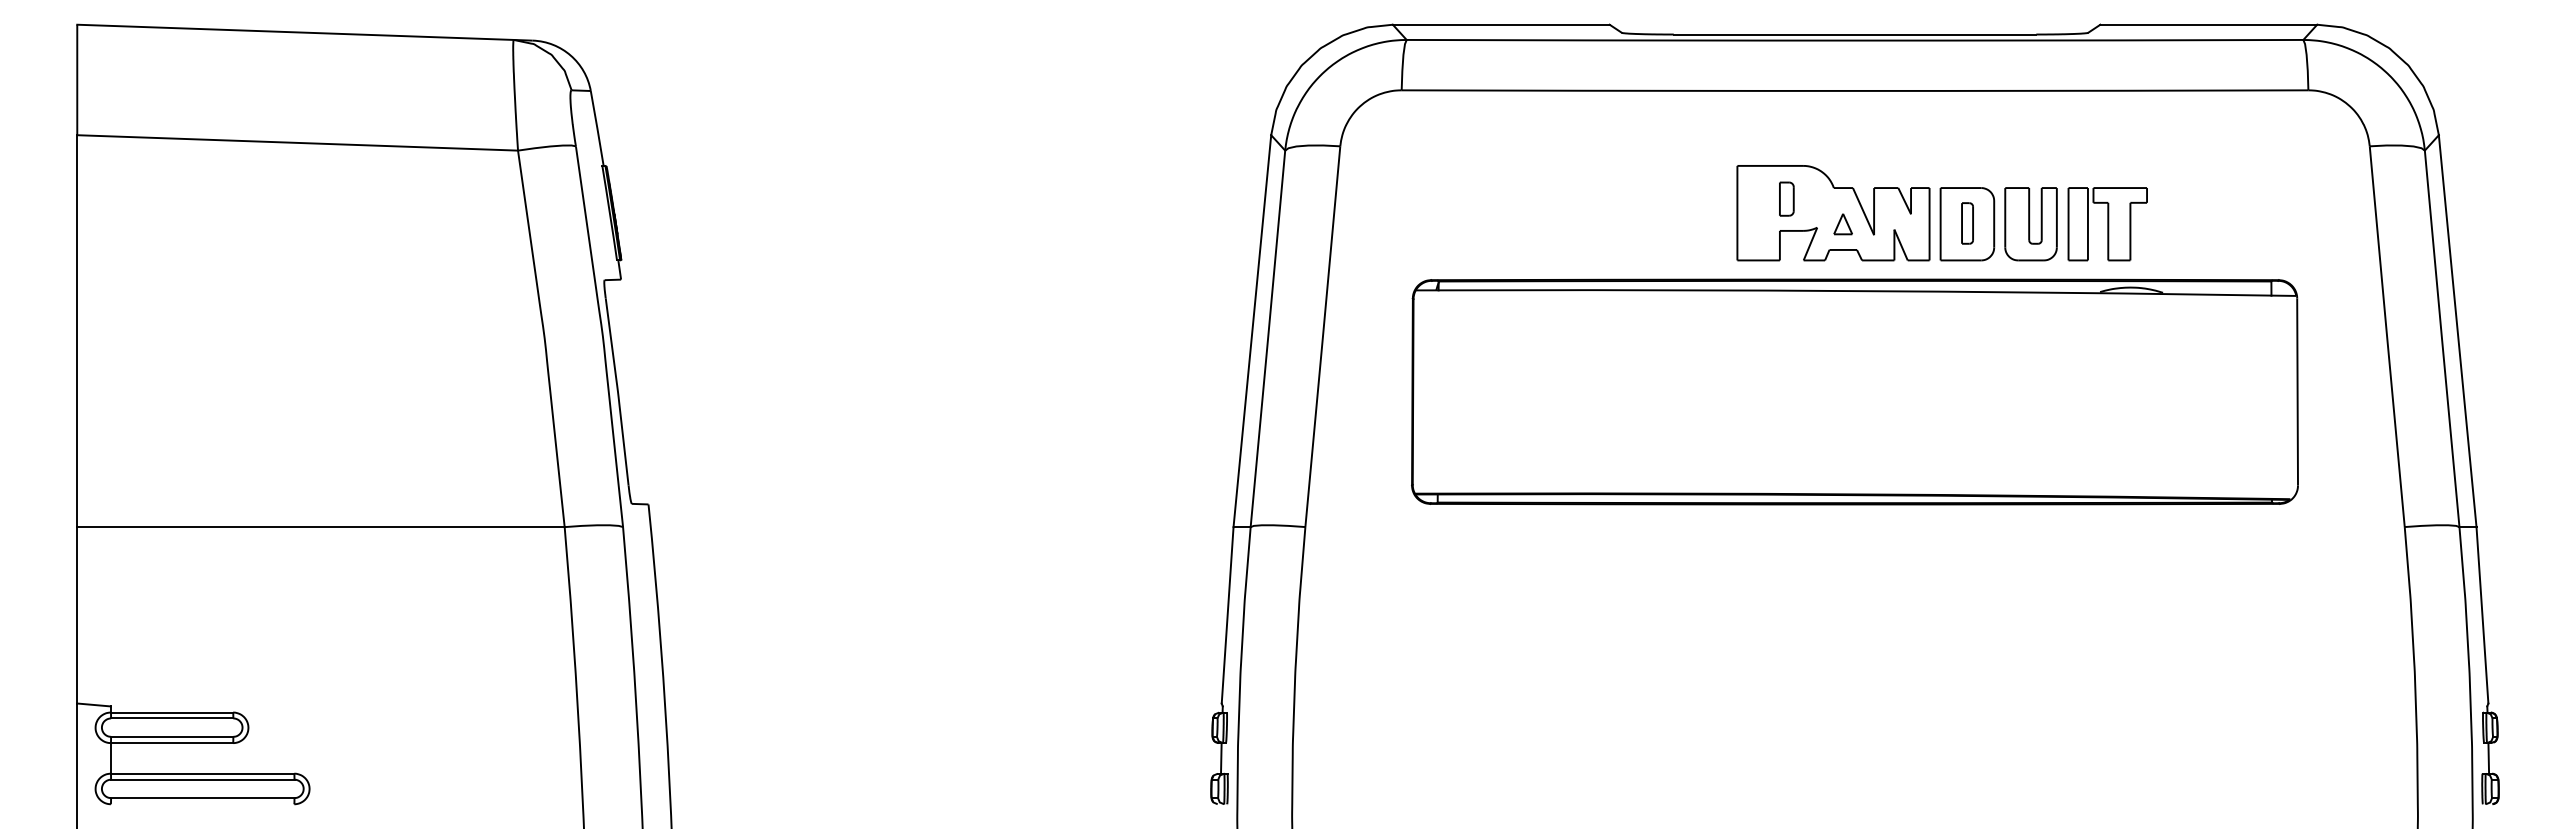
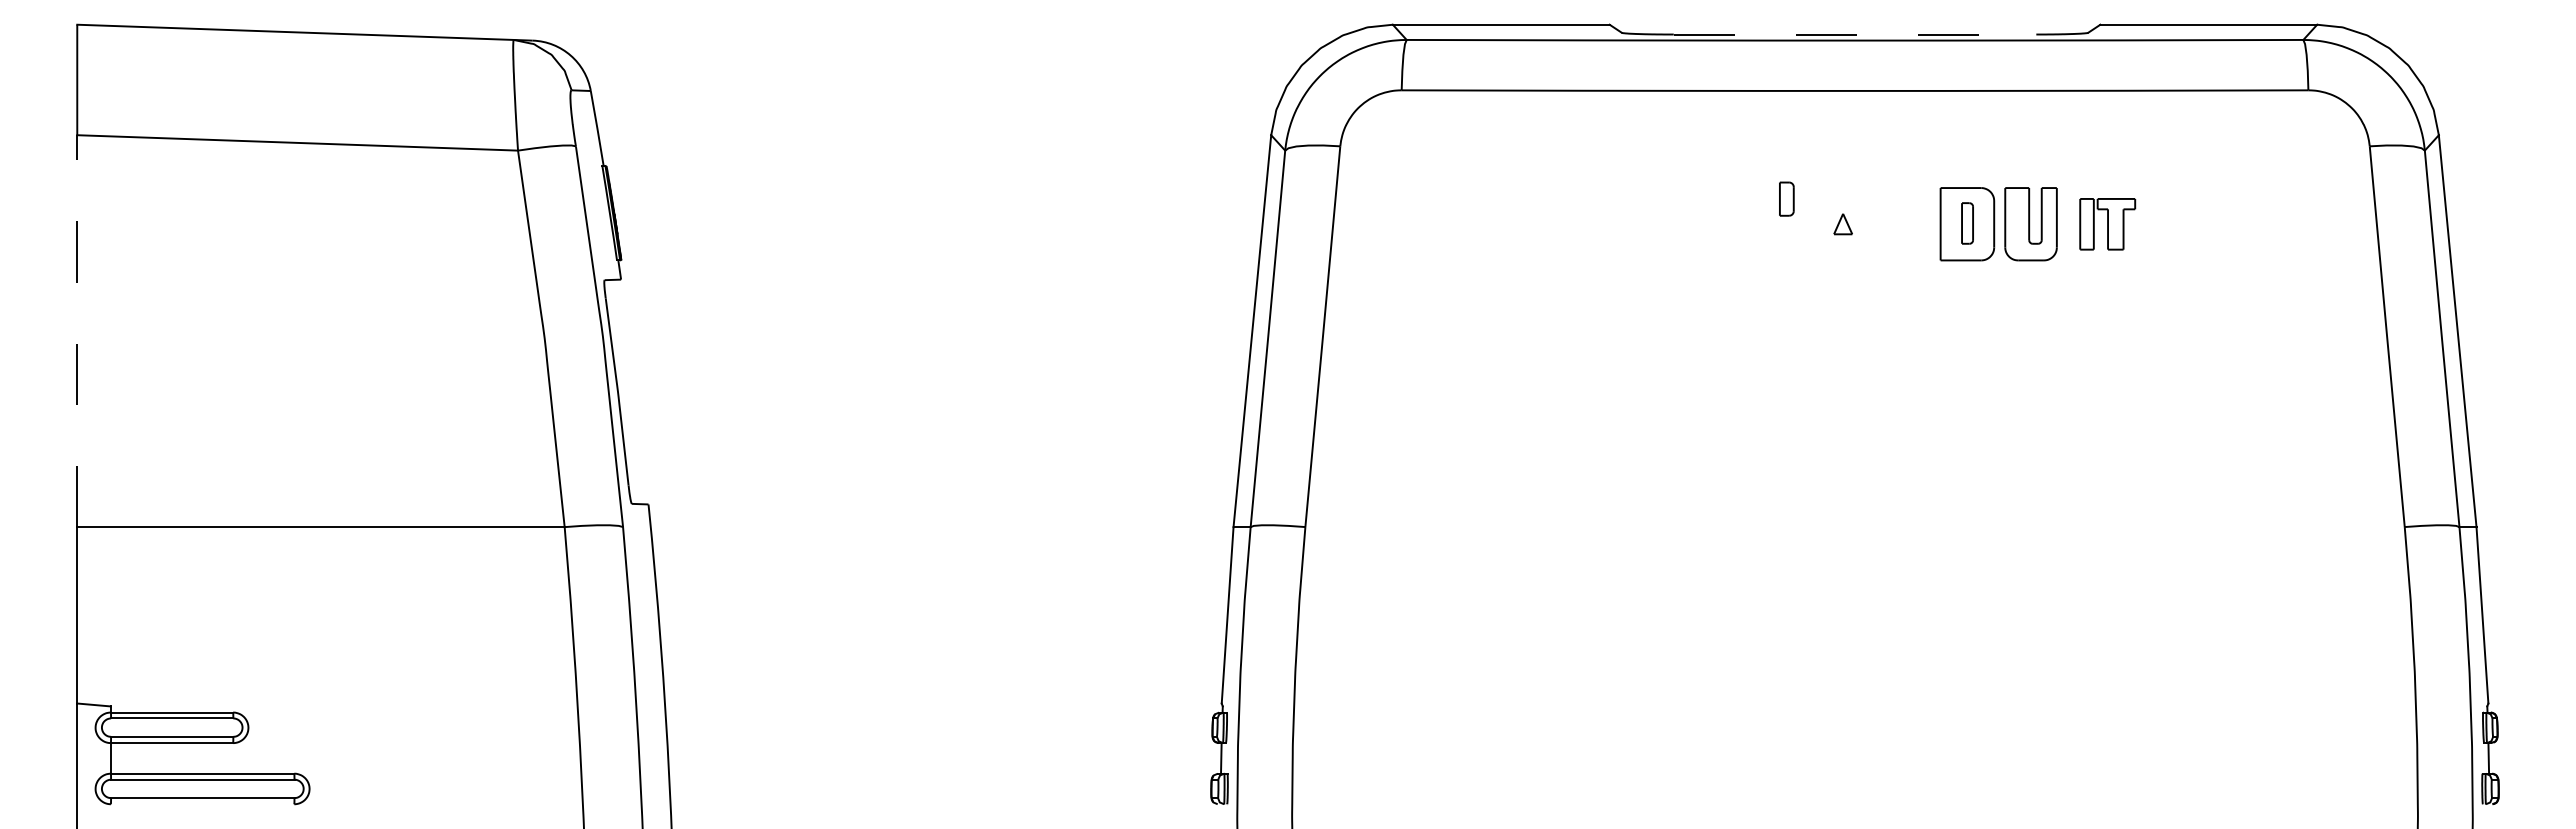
line: solid -> dashed (1855, 34)
part: present -> none (1833, 213)
part size: 81x75 px -> 58x53 px (2107, 224)
line: solid -> dashed (77, 331)
part: present -> none (1854, 391)
